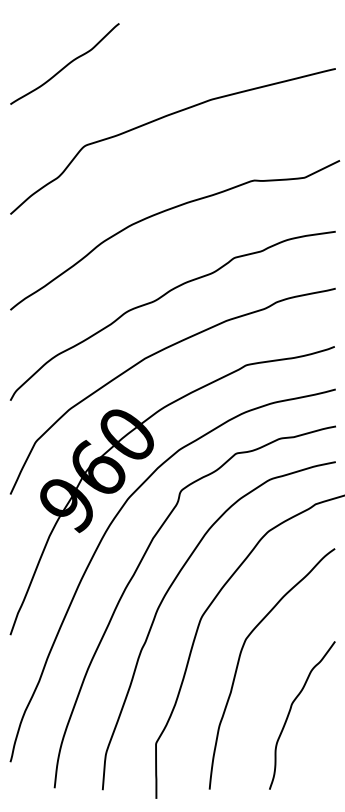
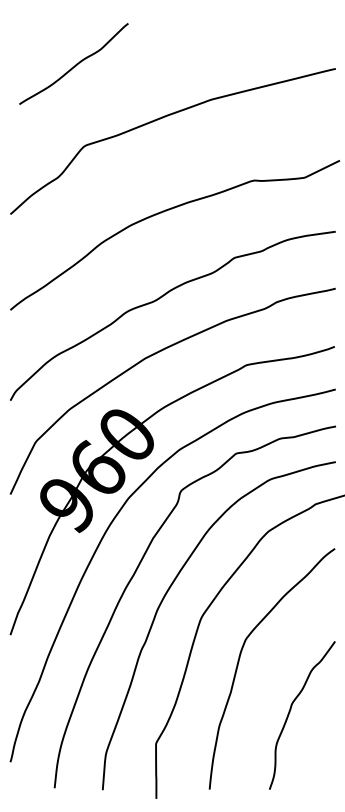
curve position: (66, 64) -> (75, 64) (75, 64)
